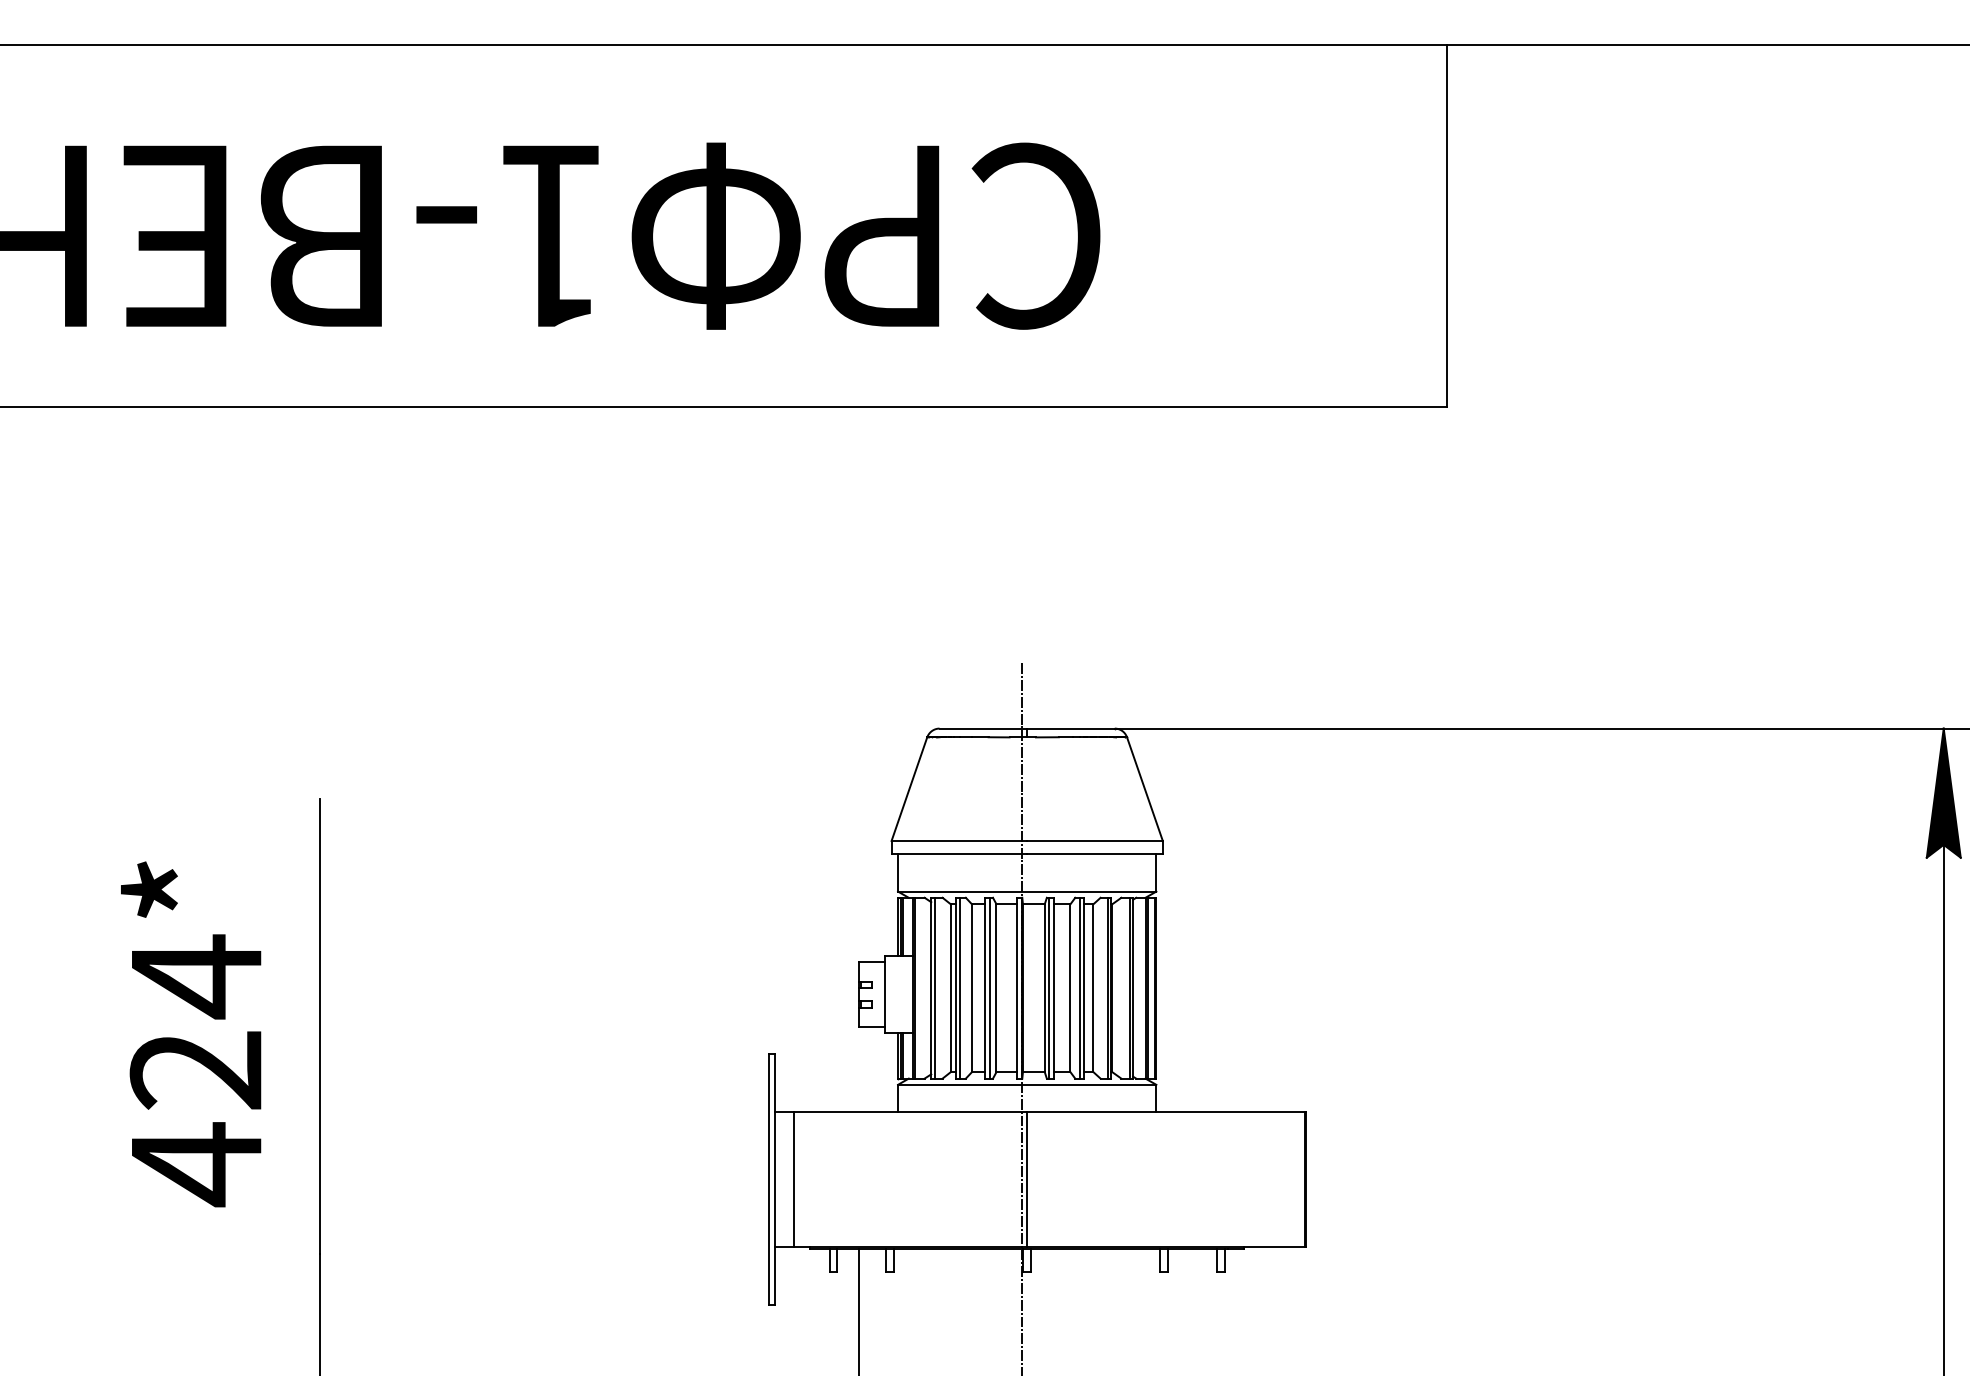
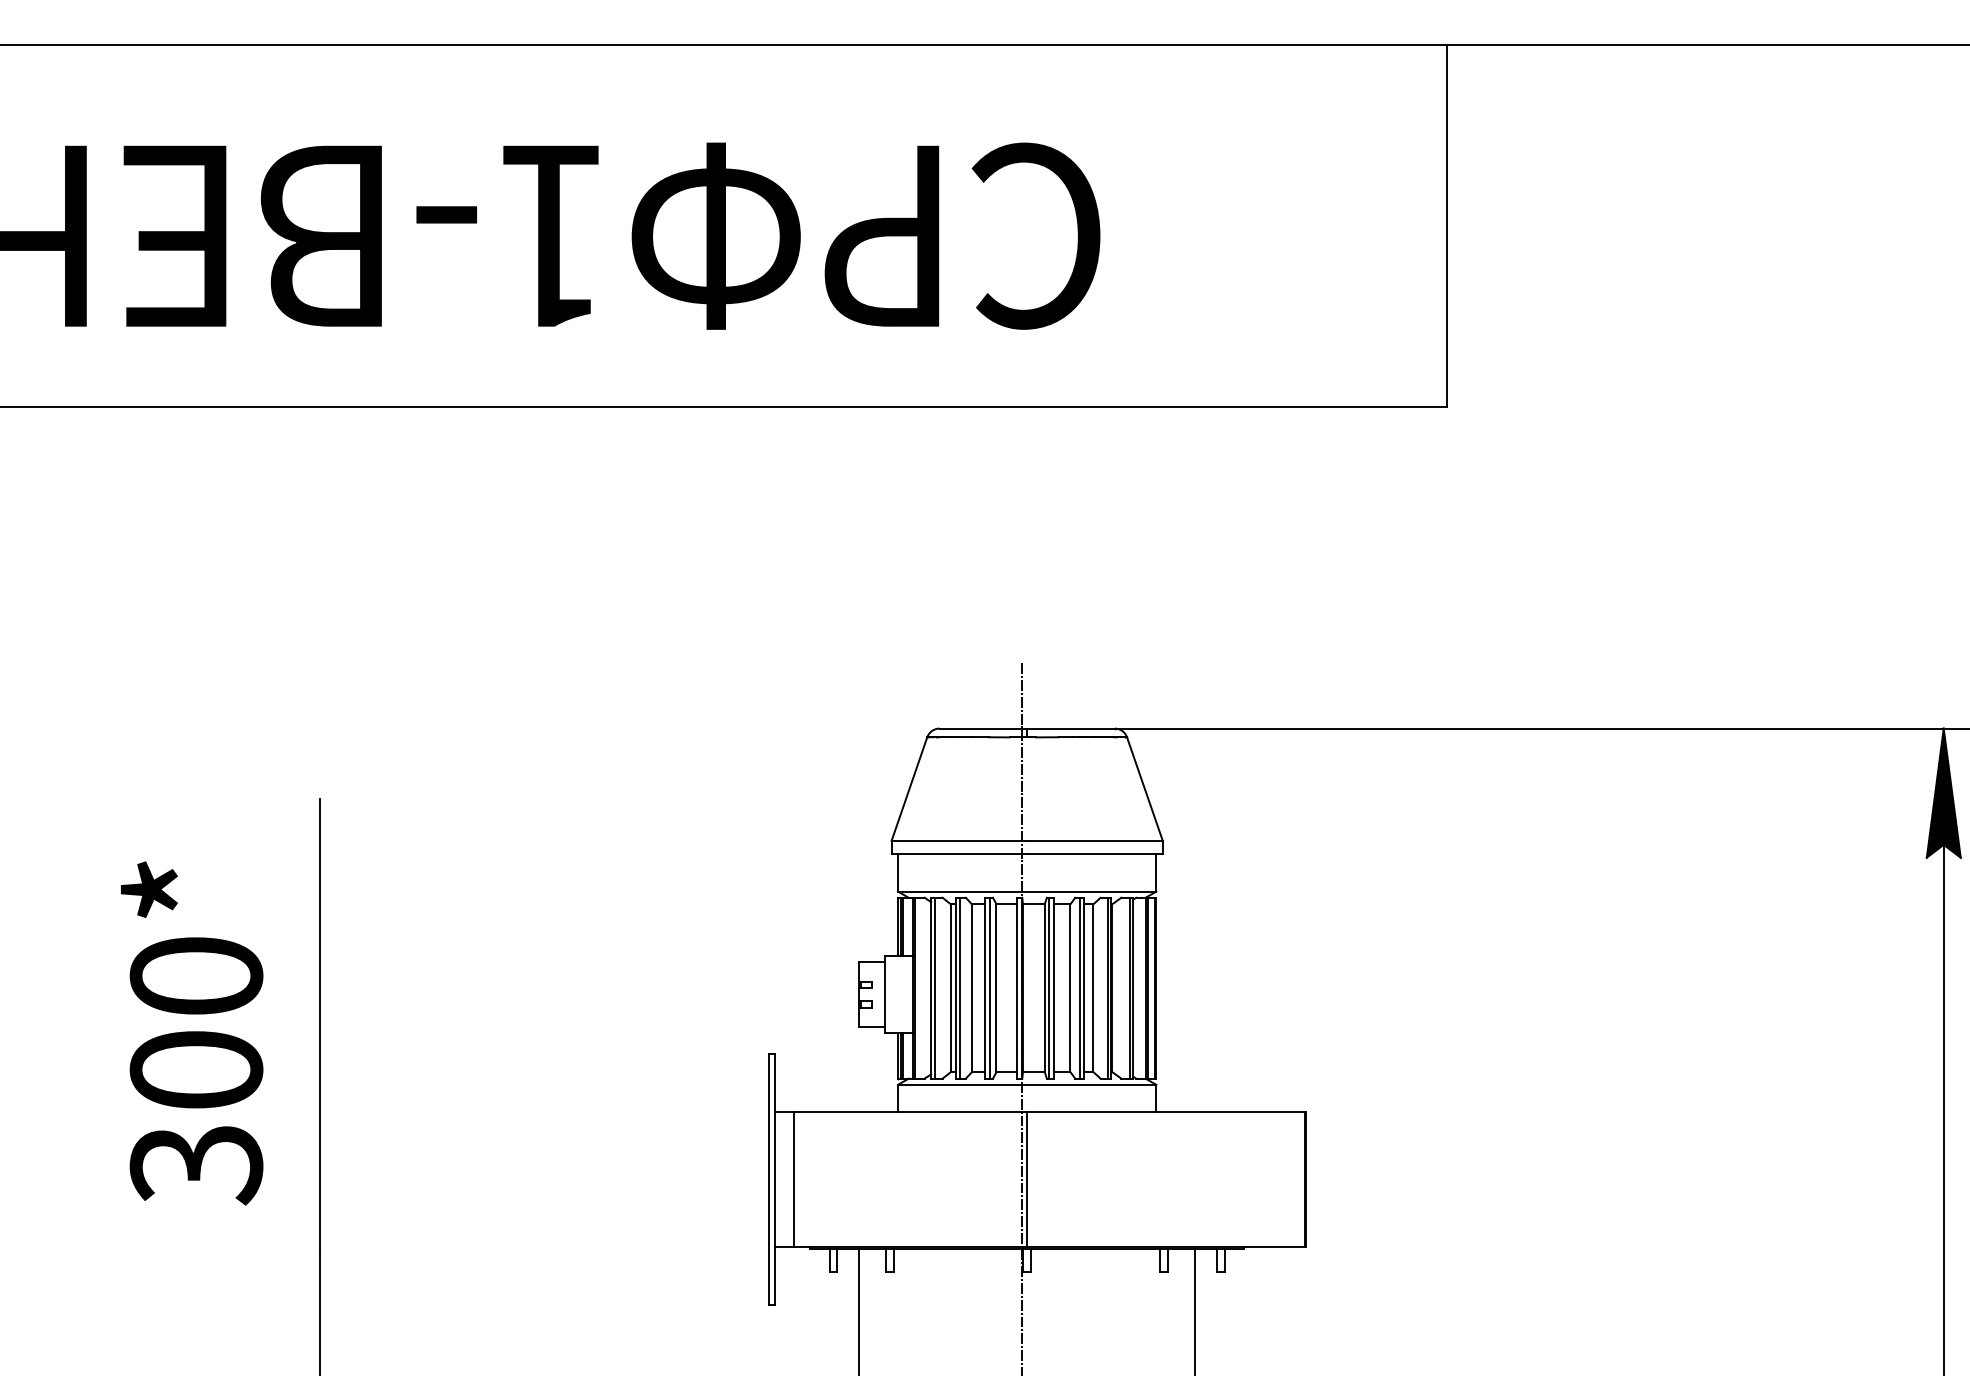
text: 424* -> 300* (196, 1070)
line: none -> present (1195, 1310)
